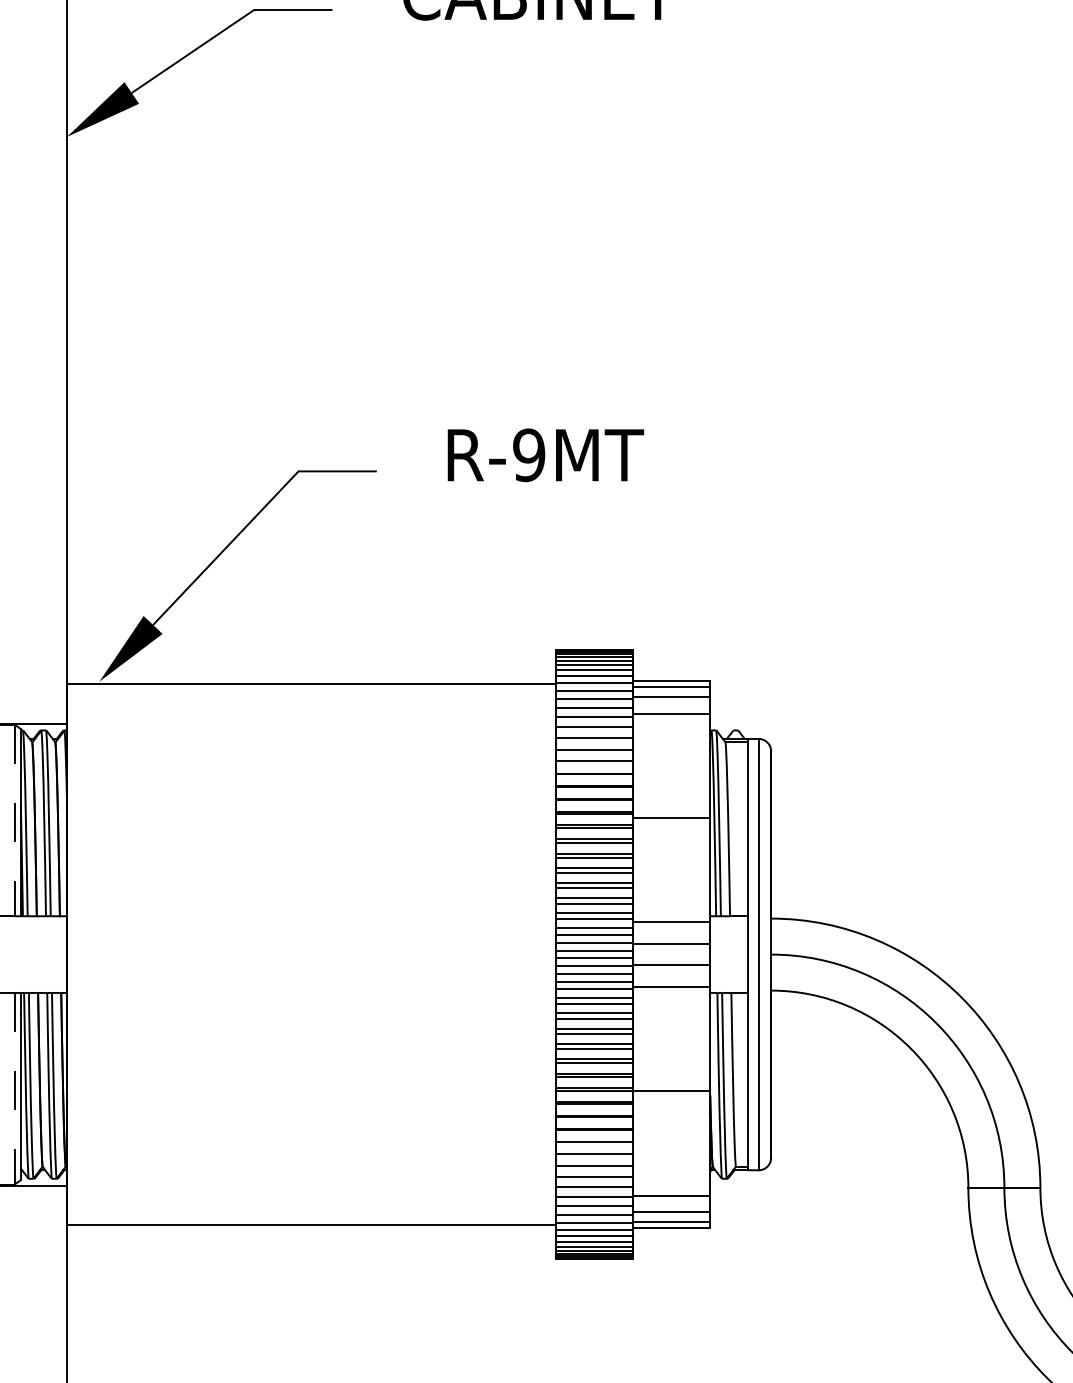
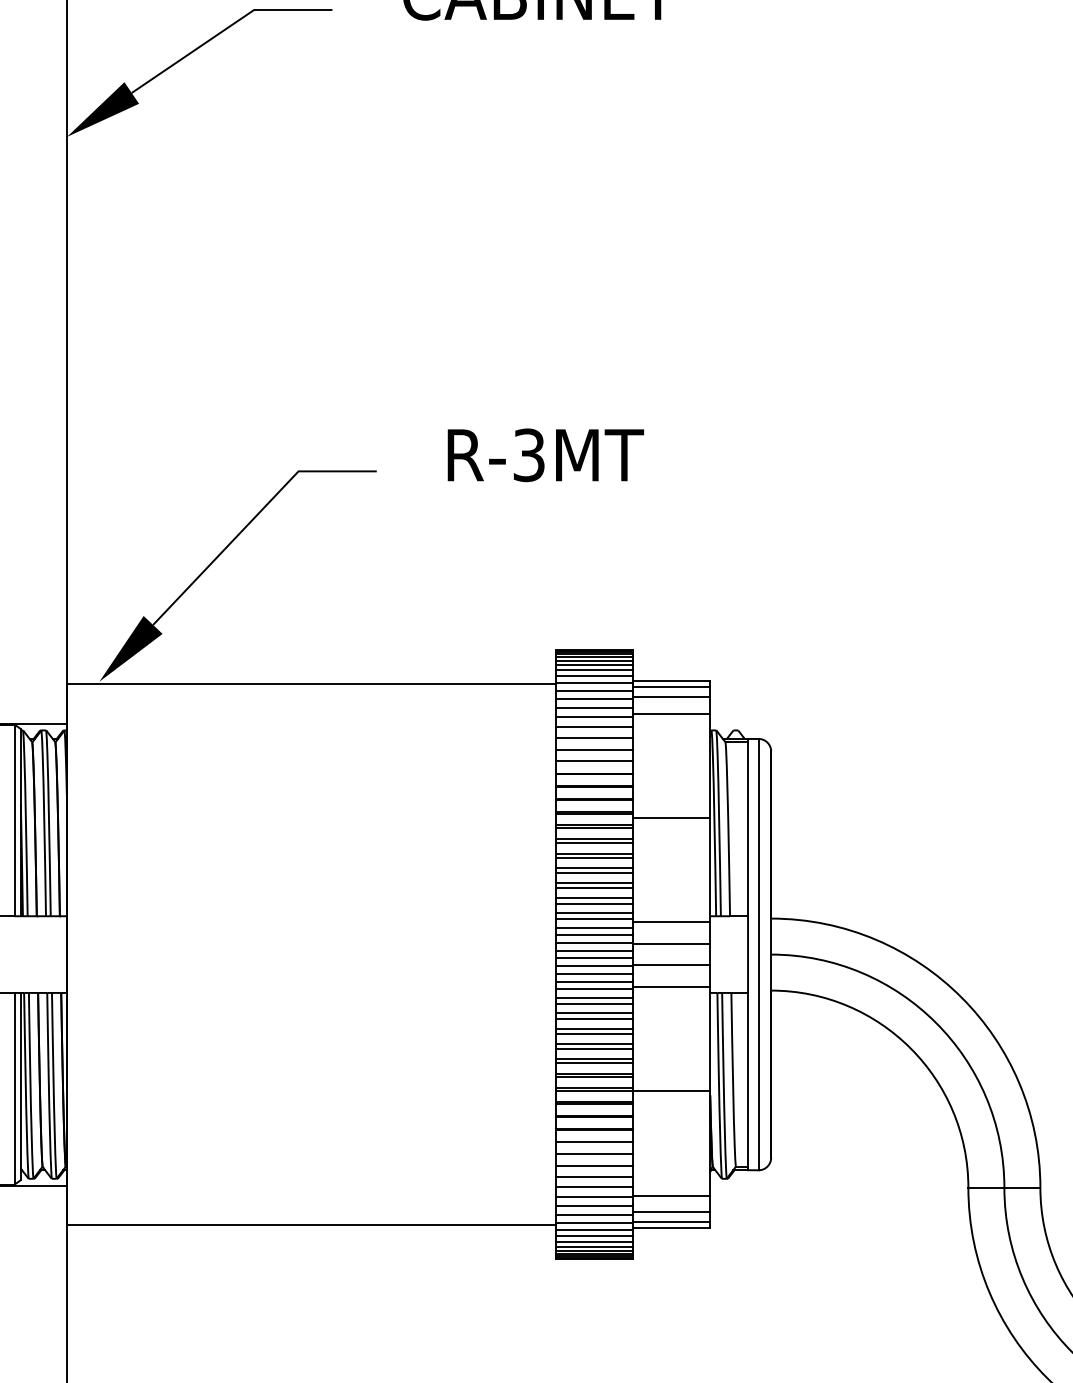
text: R-9MT -> R-3MT (529, 455)
line: dashed -> solid (14, 820)
line: dashed -> solid (14, 1088)
